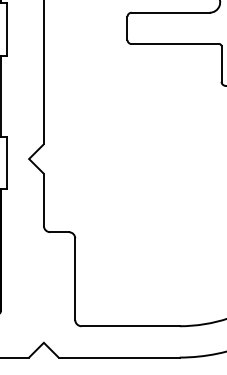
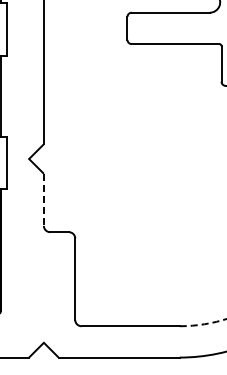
line: solid -> dashed (43, 200)
arc: solid -> dashed (204, 324)
